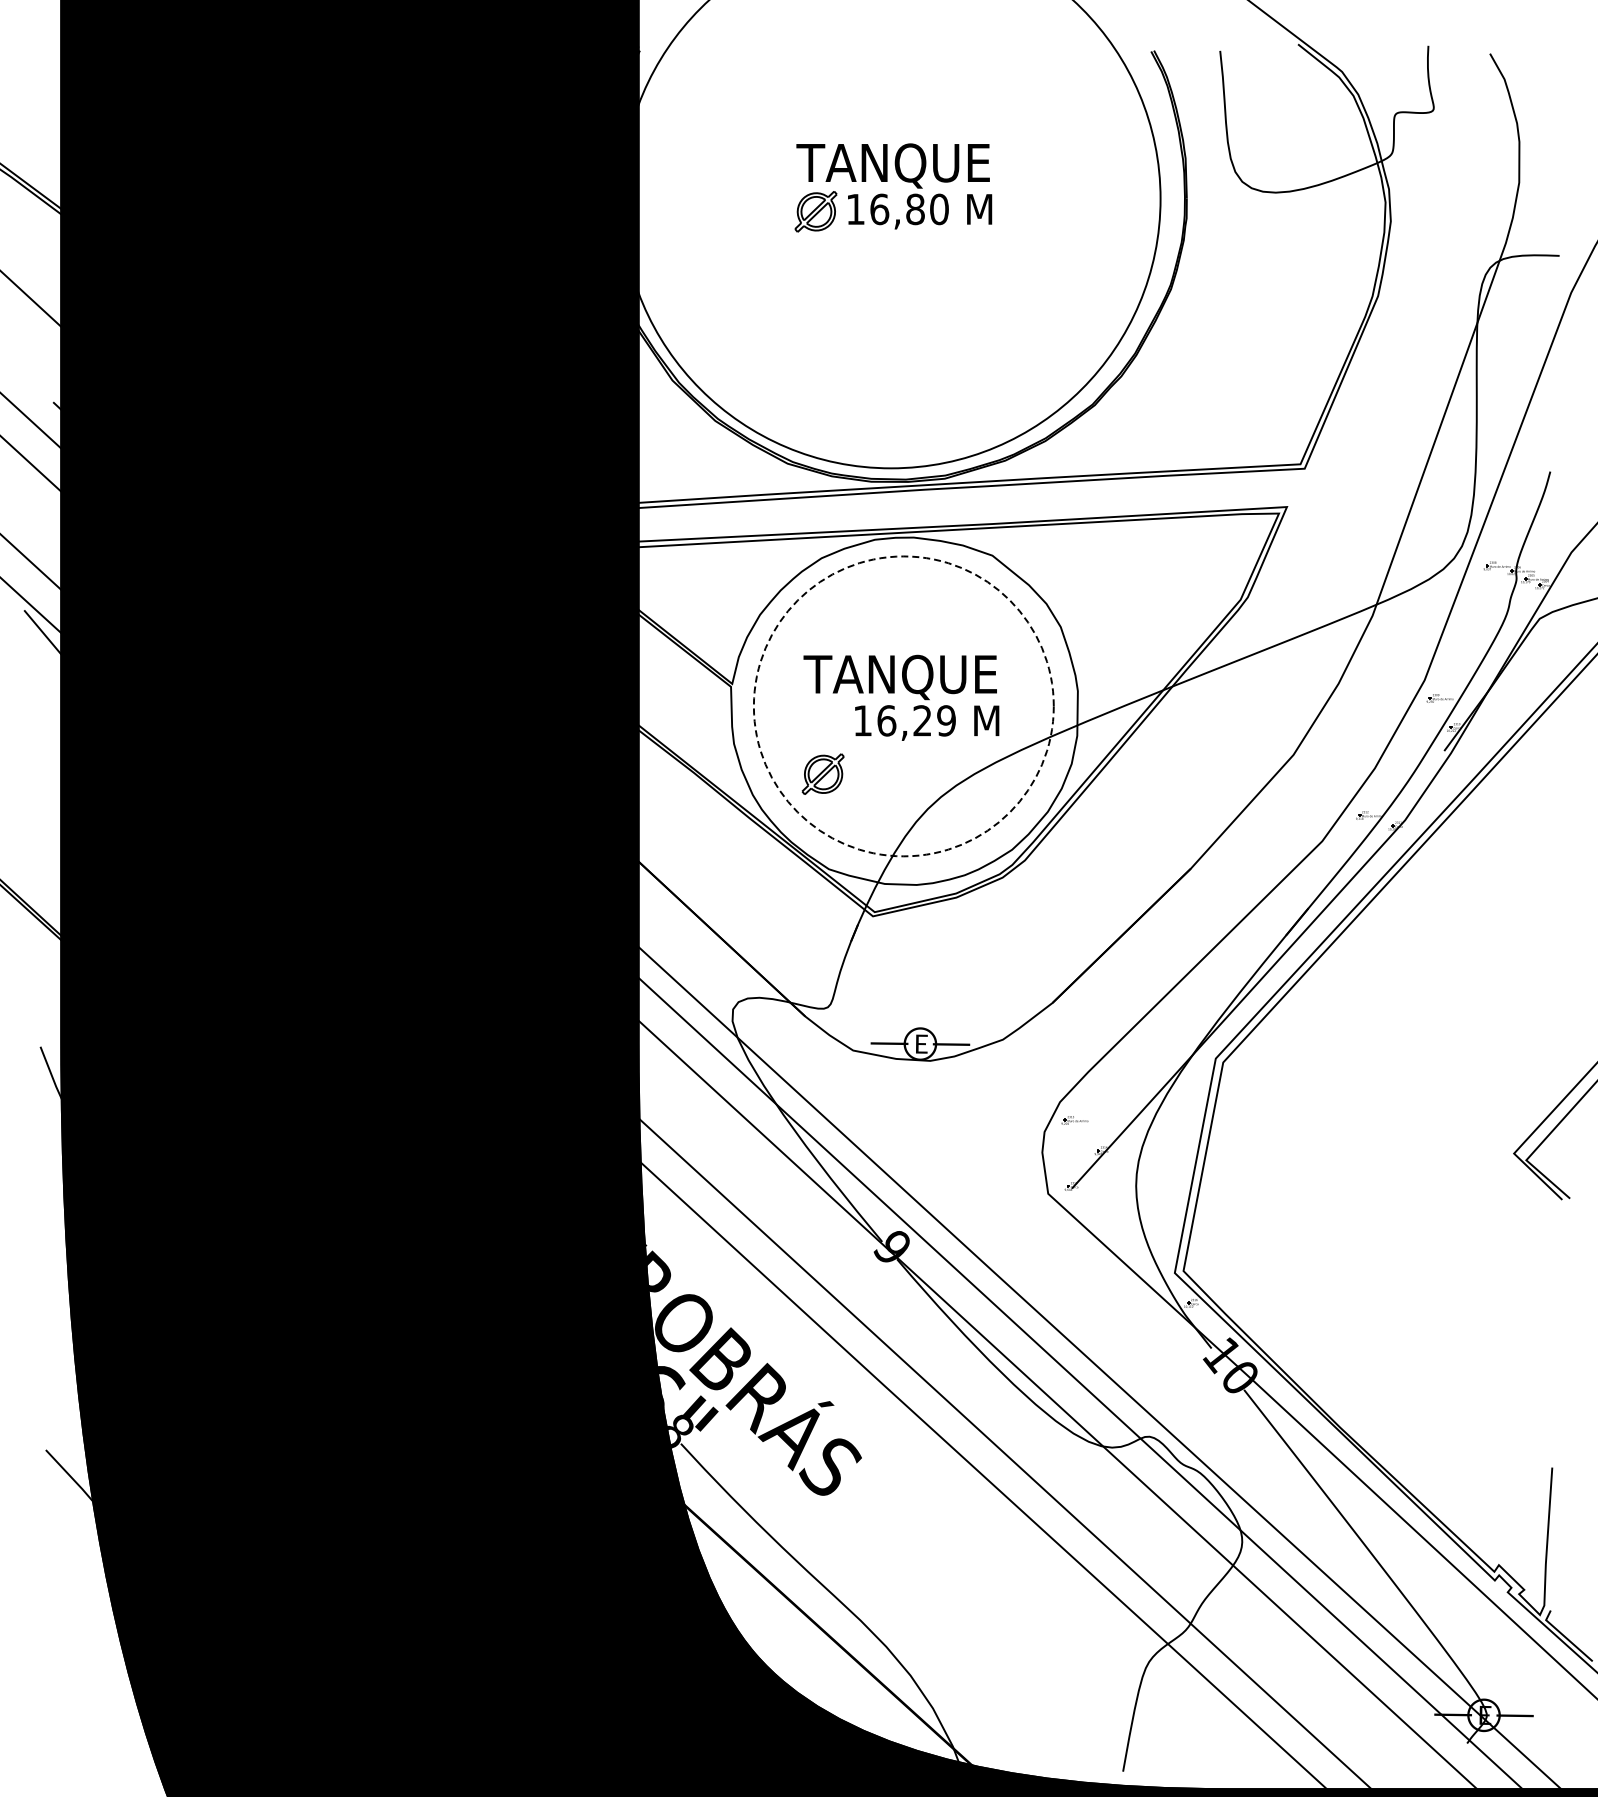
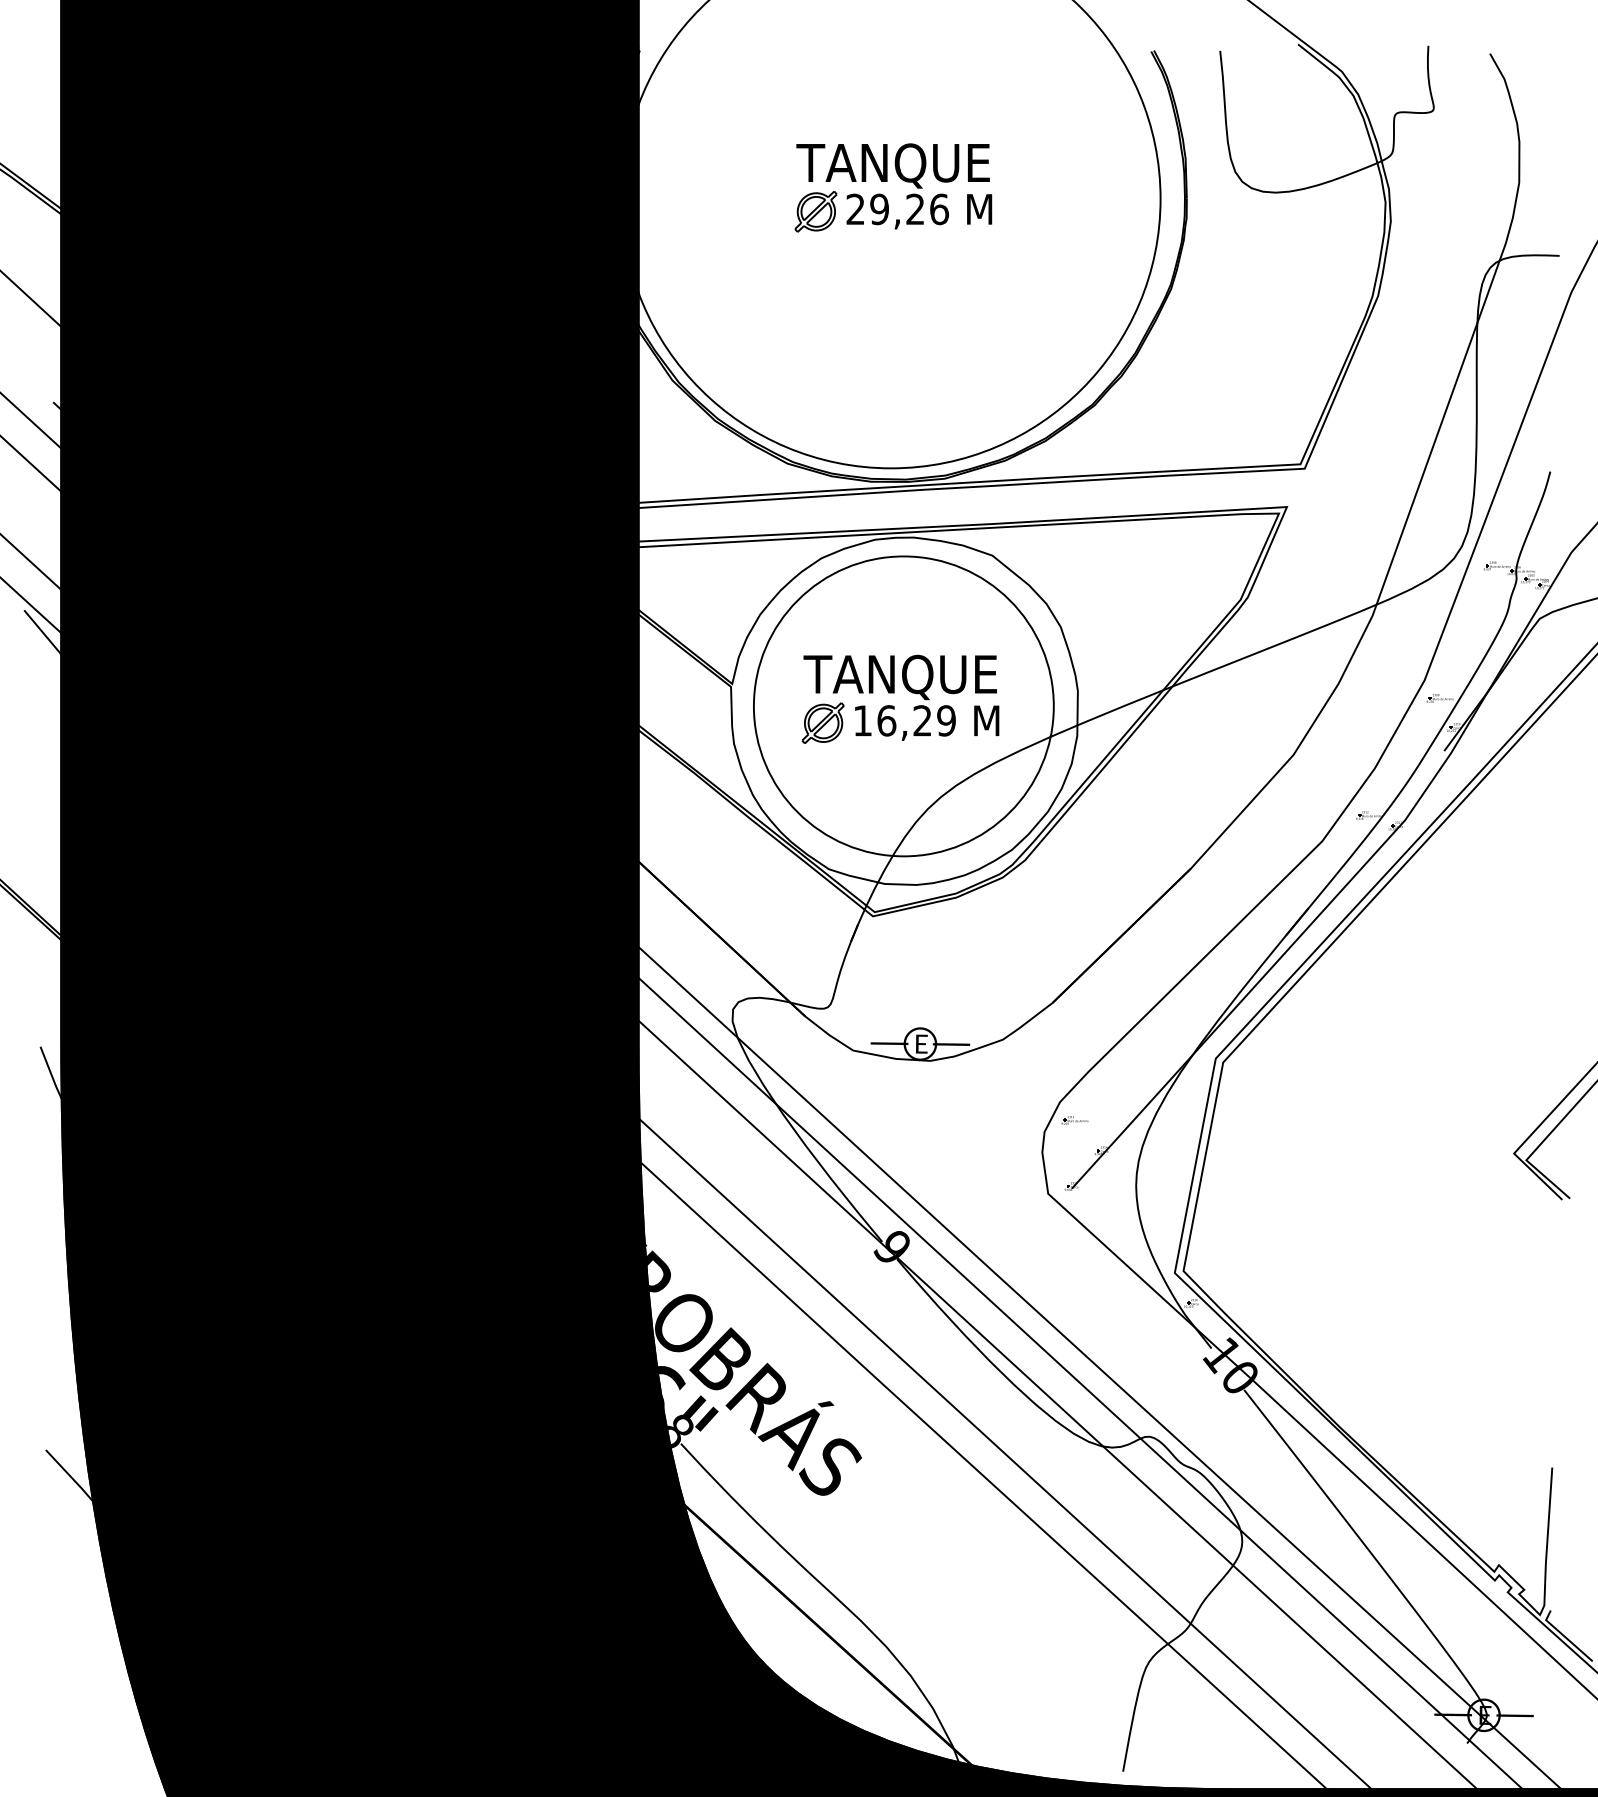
text: 16,80 -> 29,26 (897, 209)
circle: dashed -> solid (903, 706)
part position: (822, 773) -> (822, 722) (822, 722)
